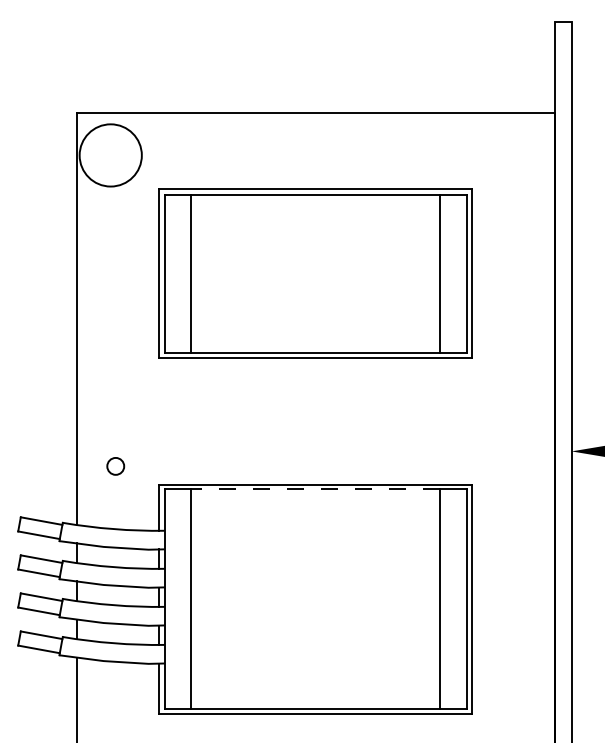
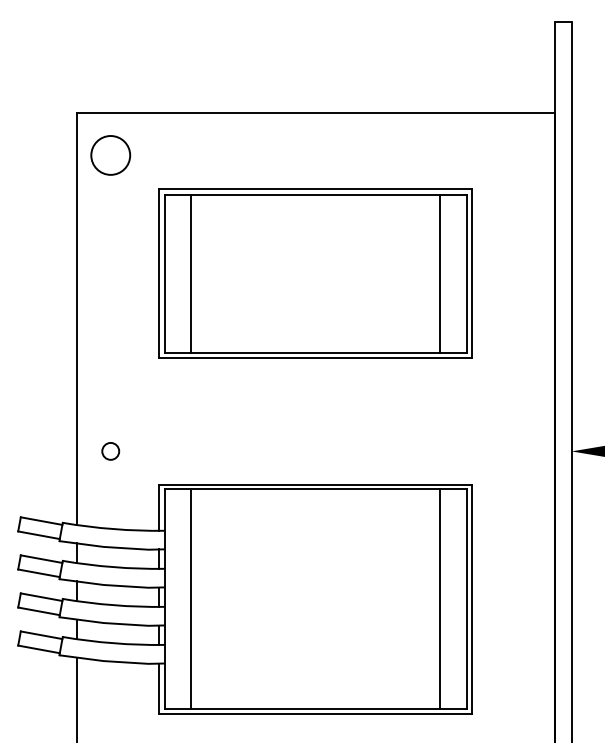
circle diameter: 62 px -> 39 px (110, 155)
circle position: (115, 466) -> (110, 451) (110, 451)
line: dashed -> solid (315, 489)
